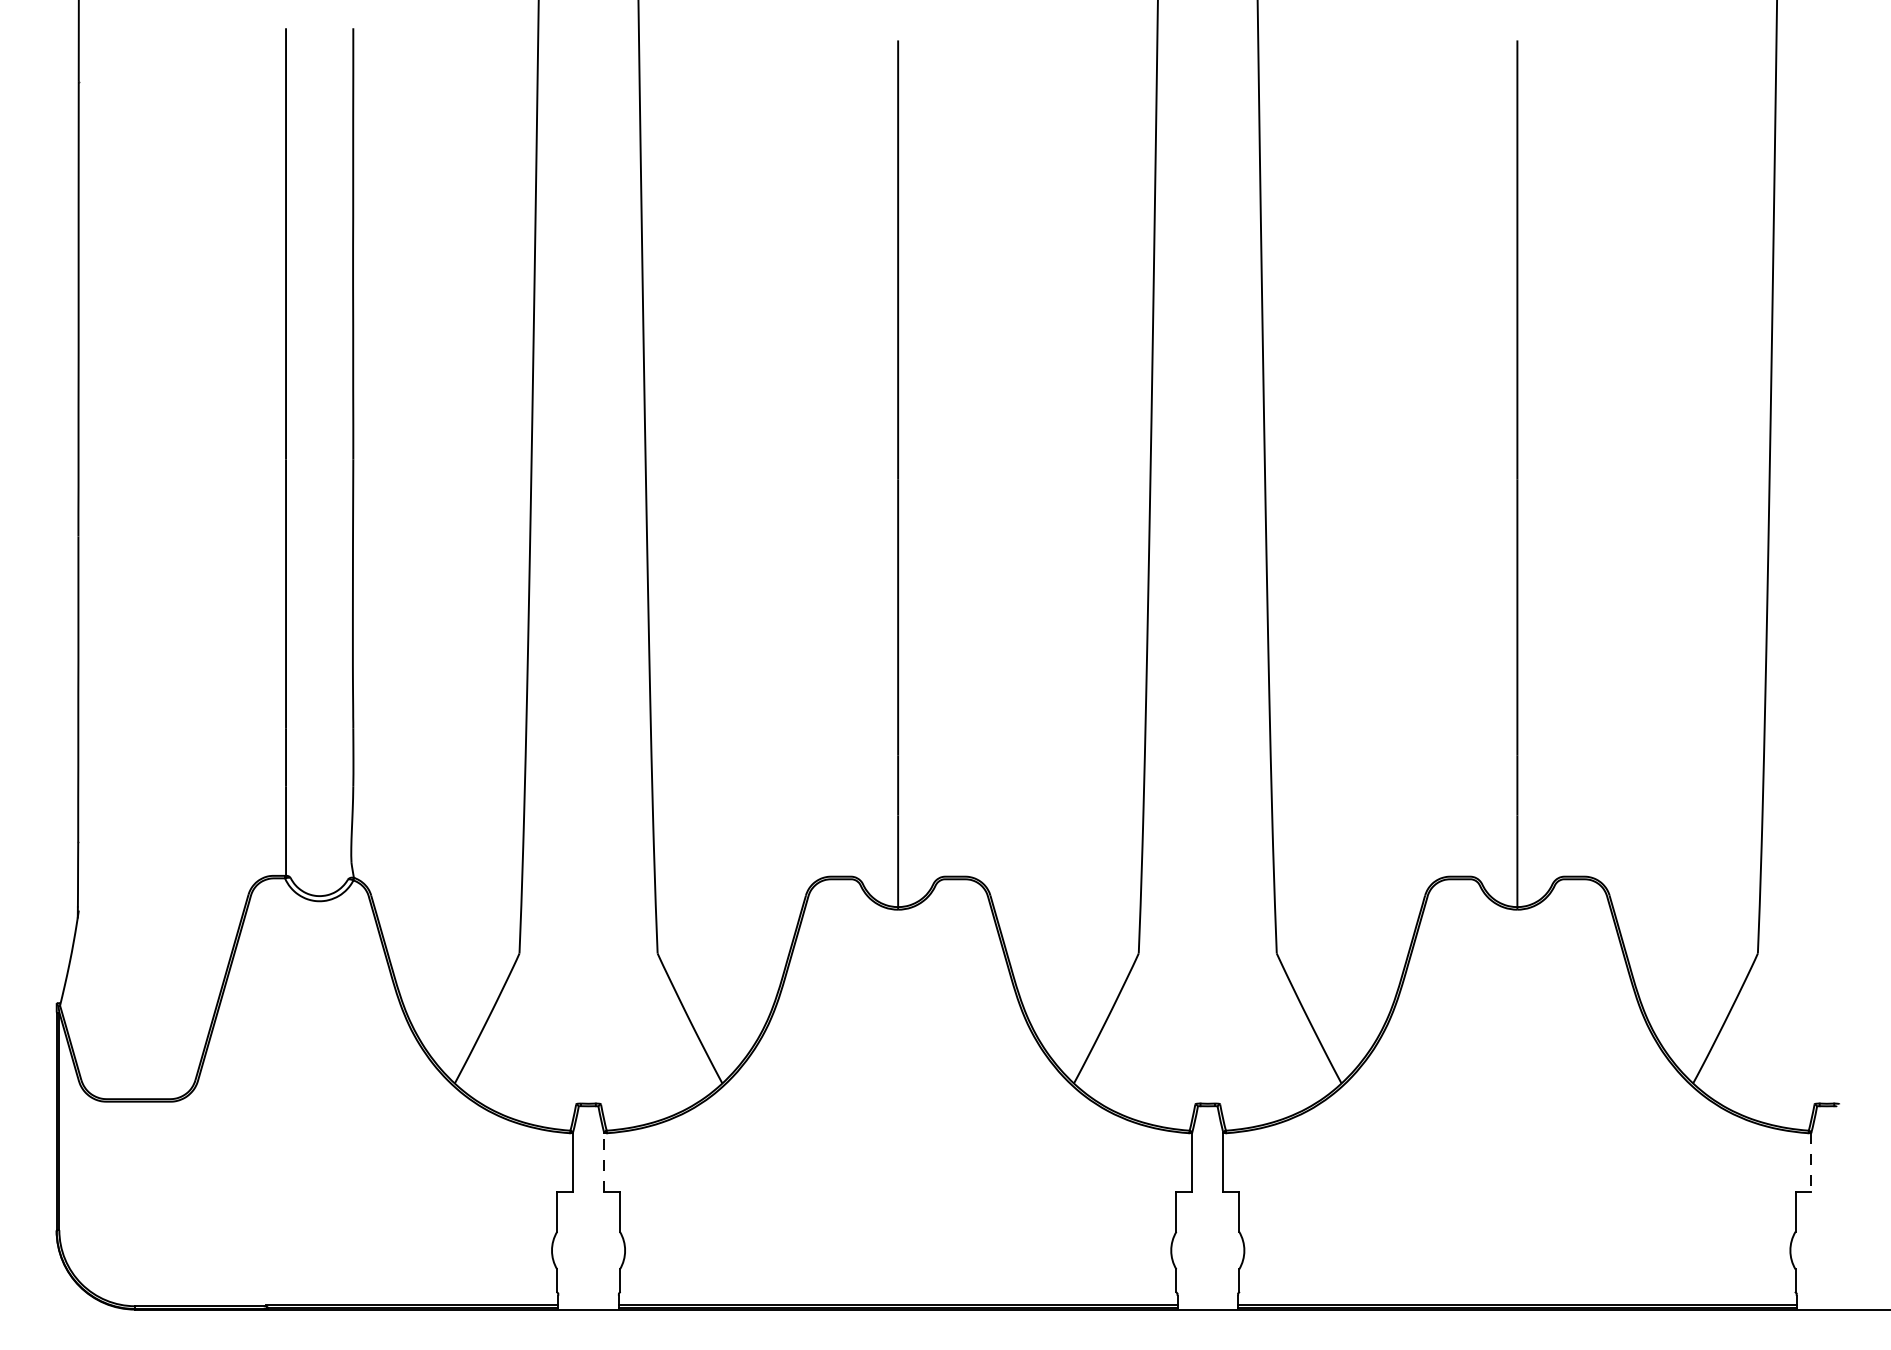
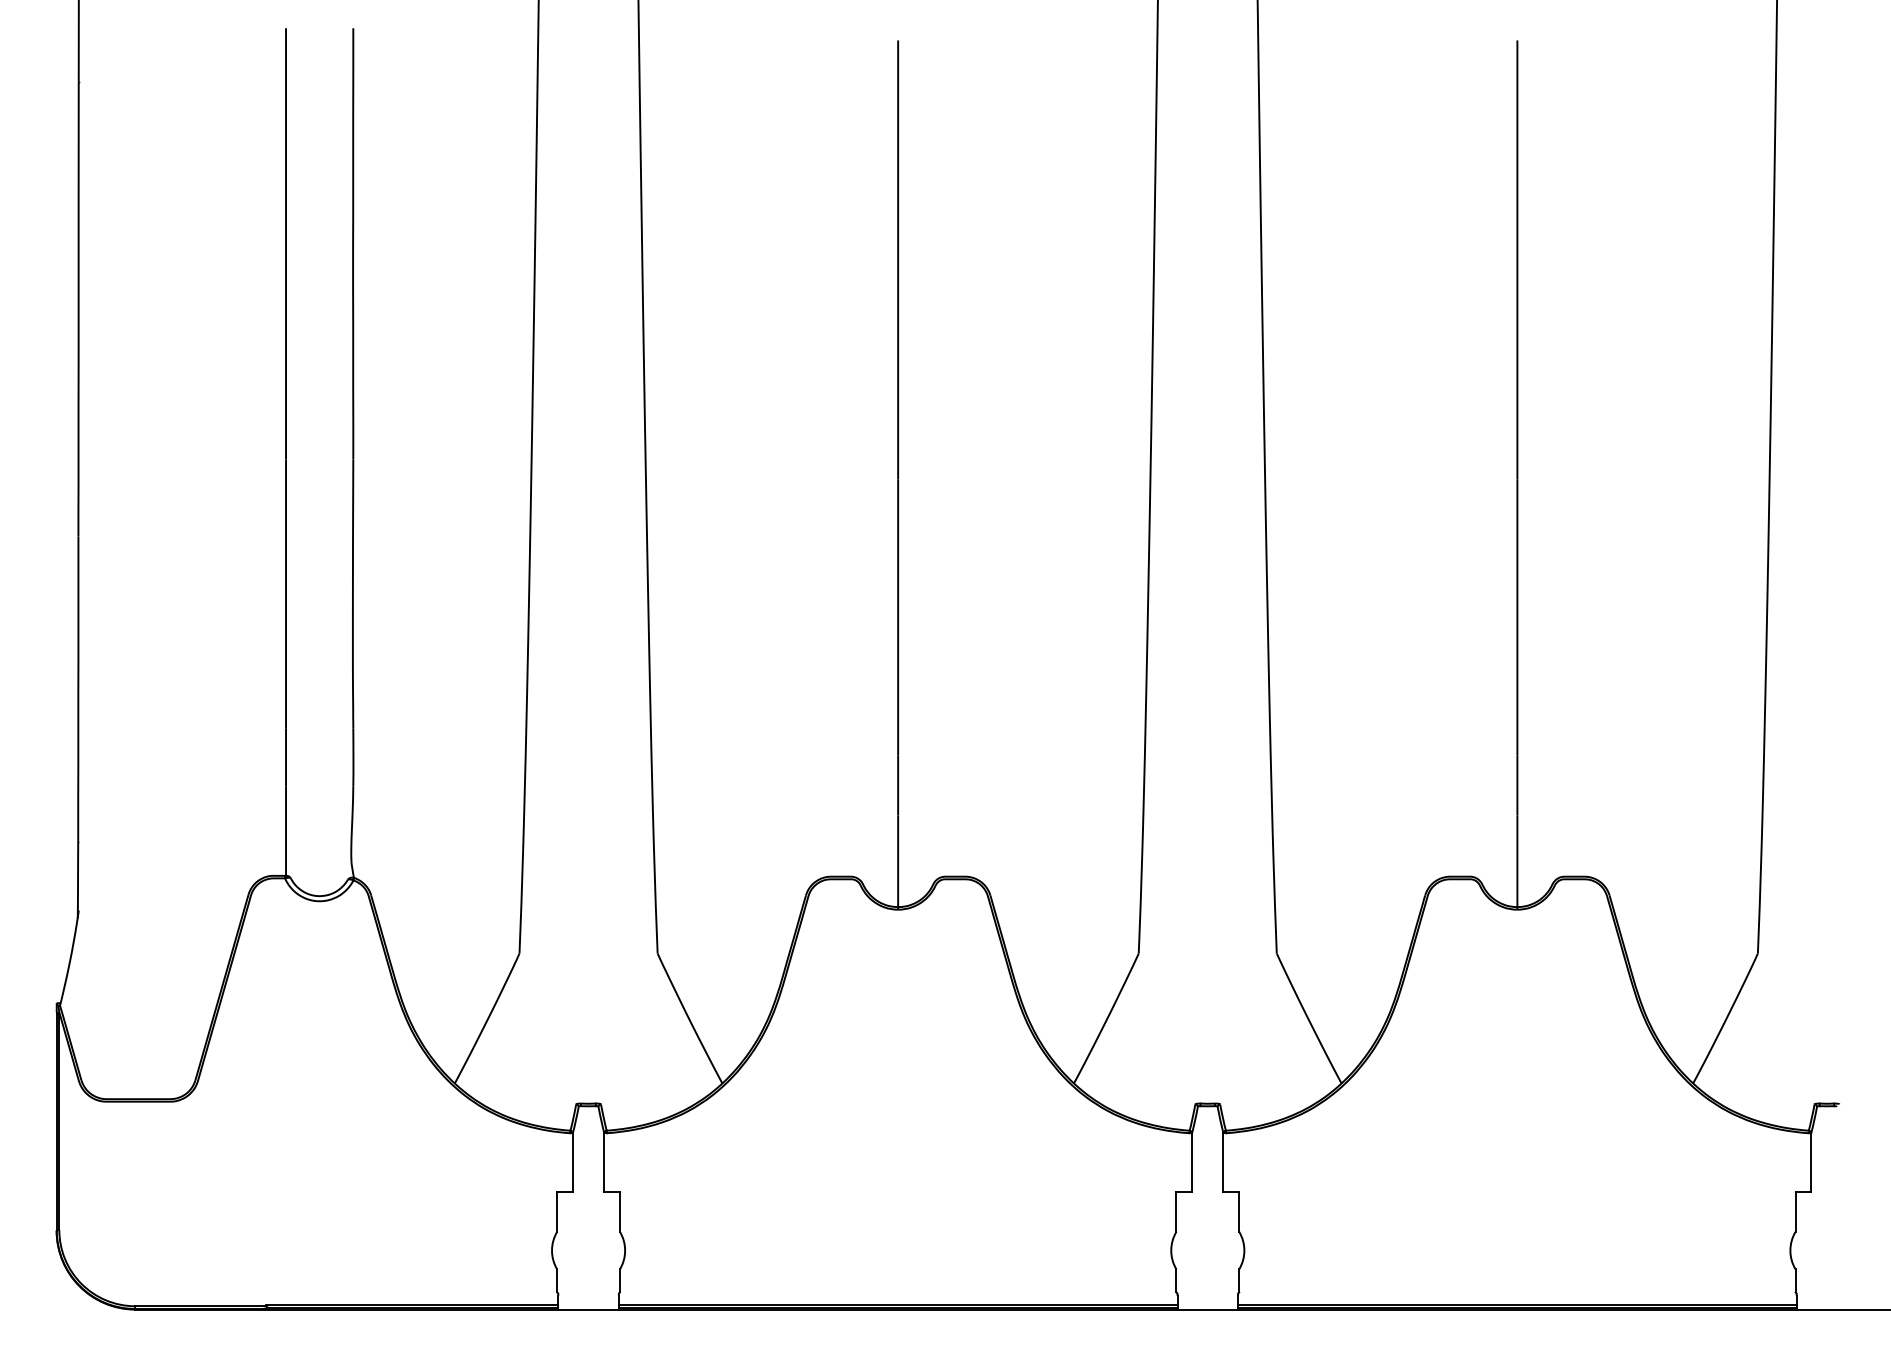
line: dashed -> solid (604, 1162)
line: dashed -> solid (1811, 1163)
